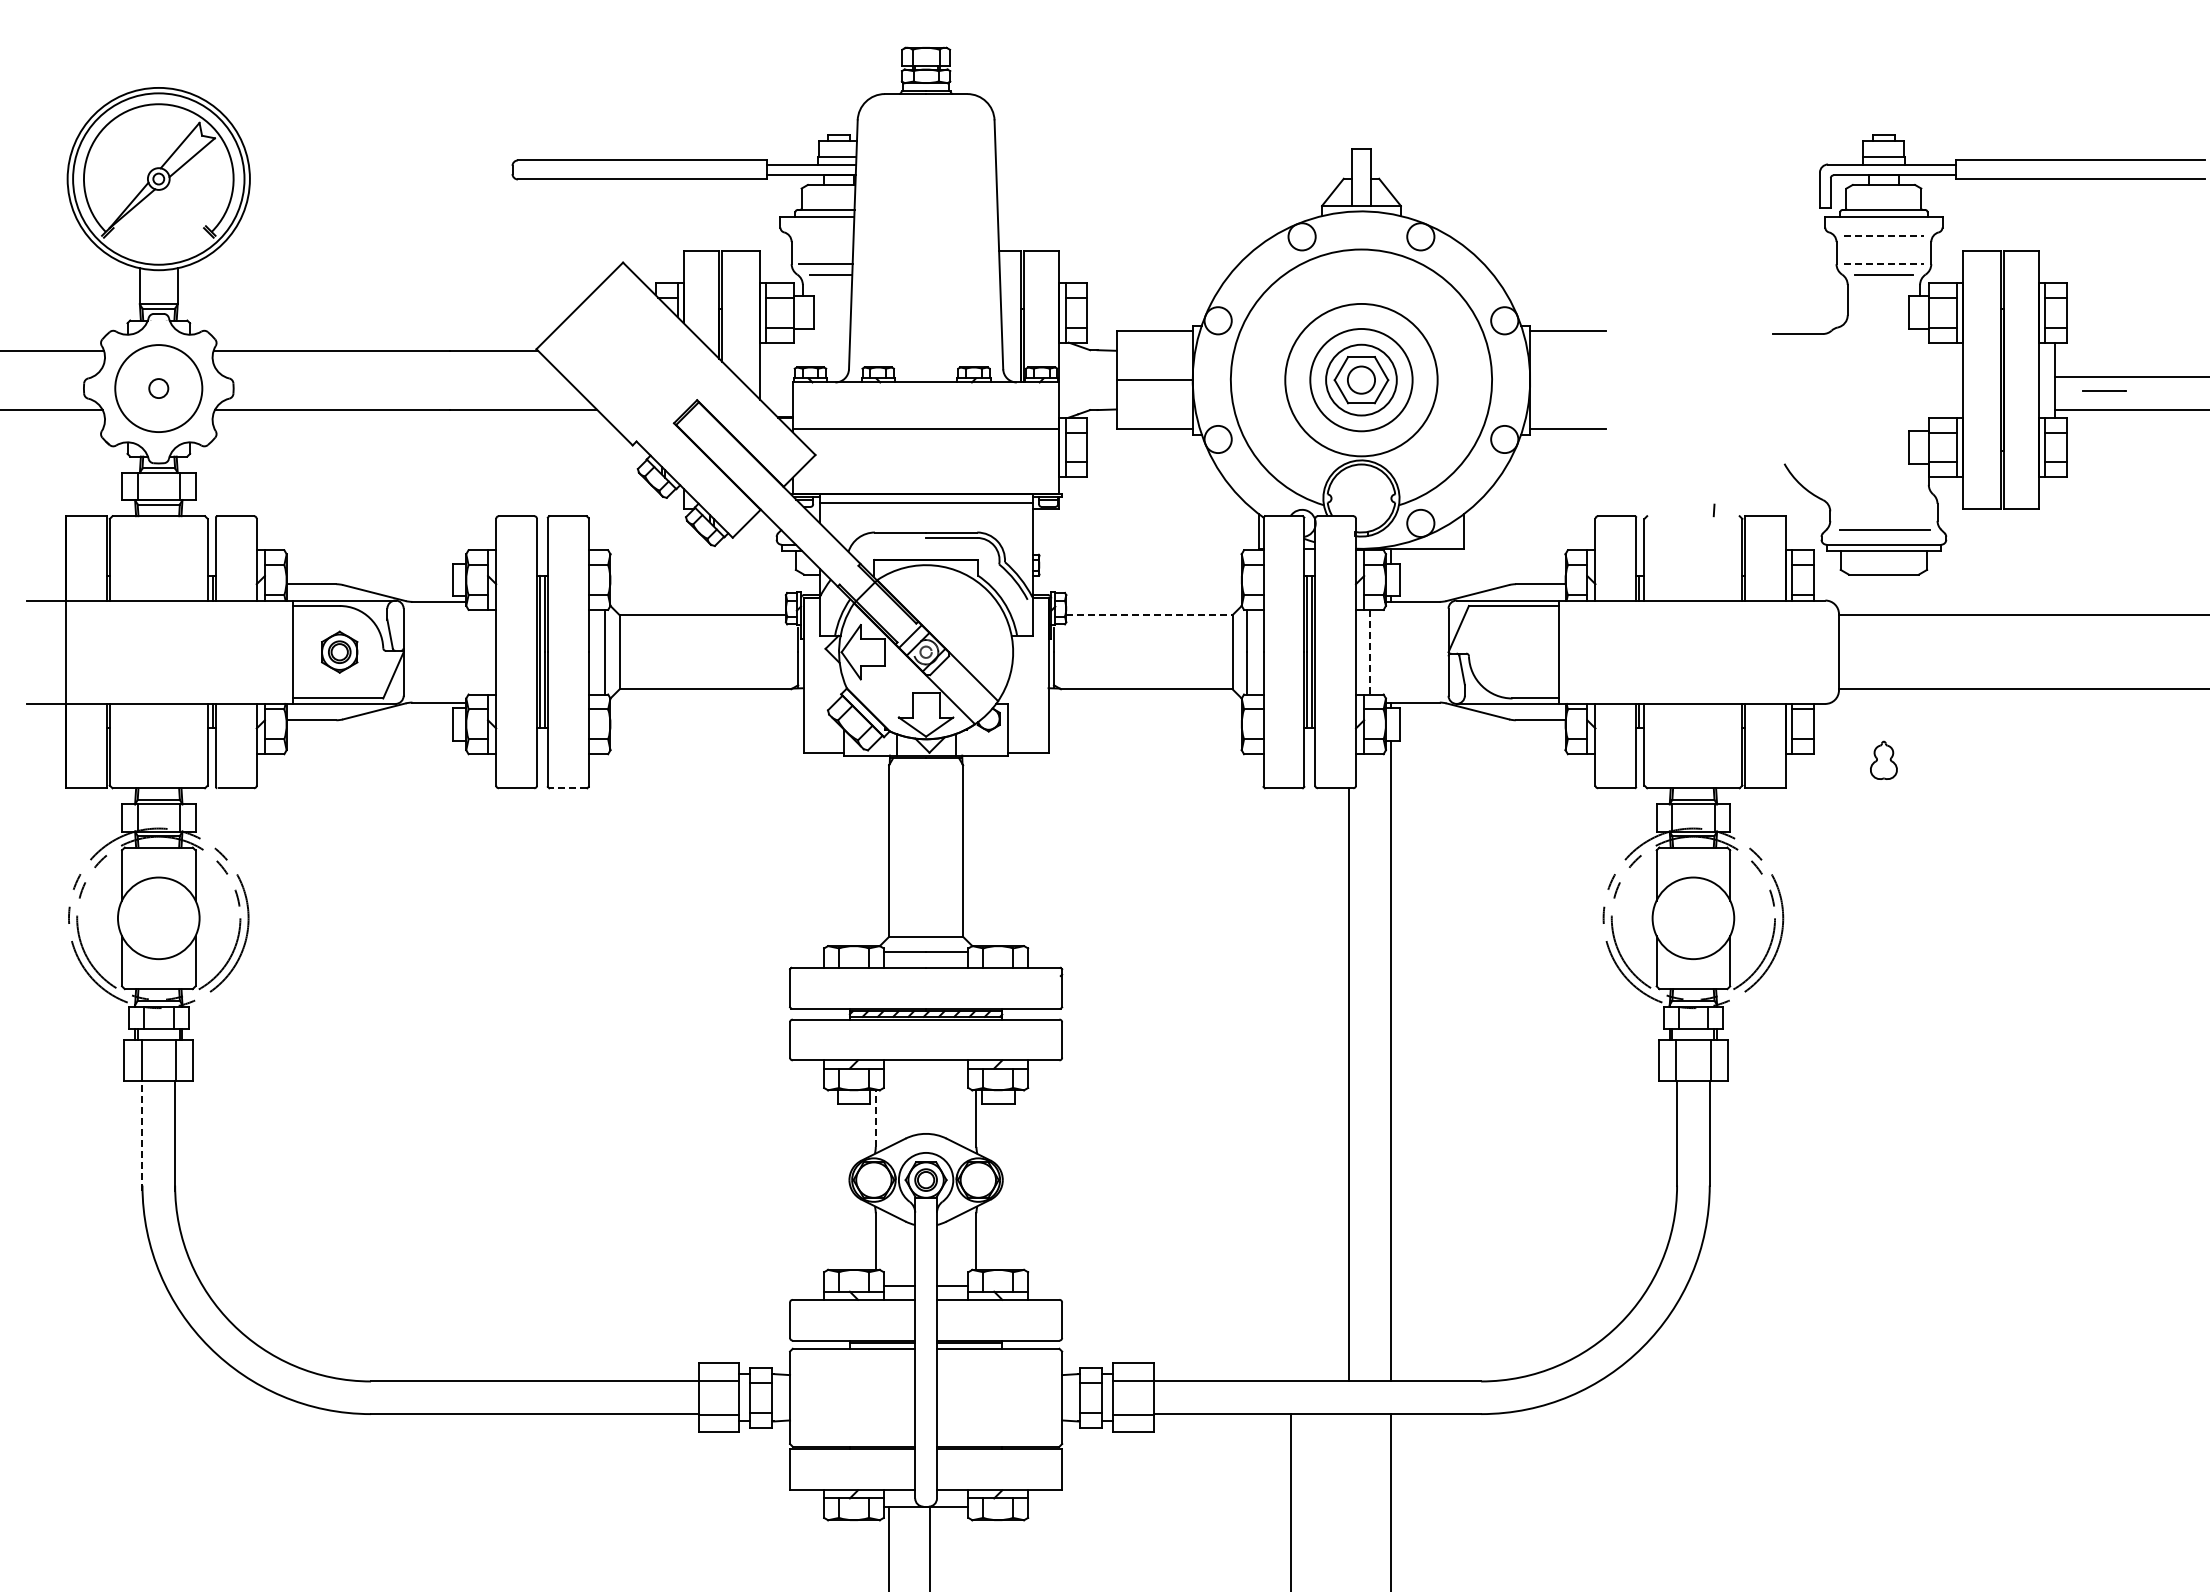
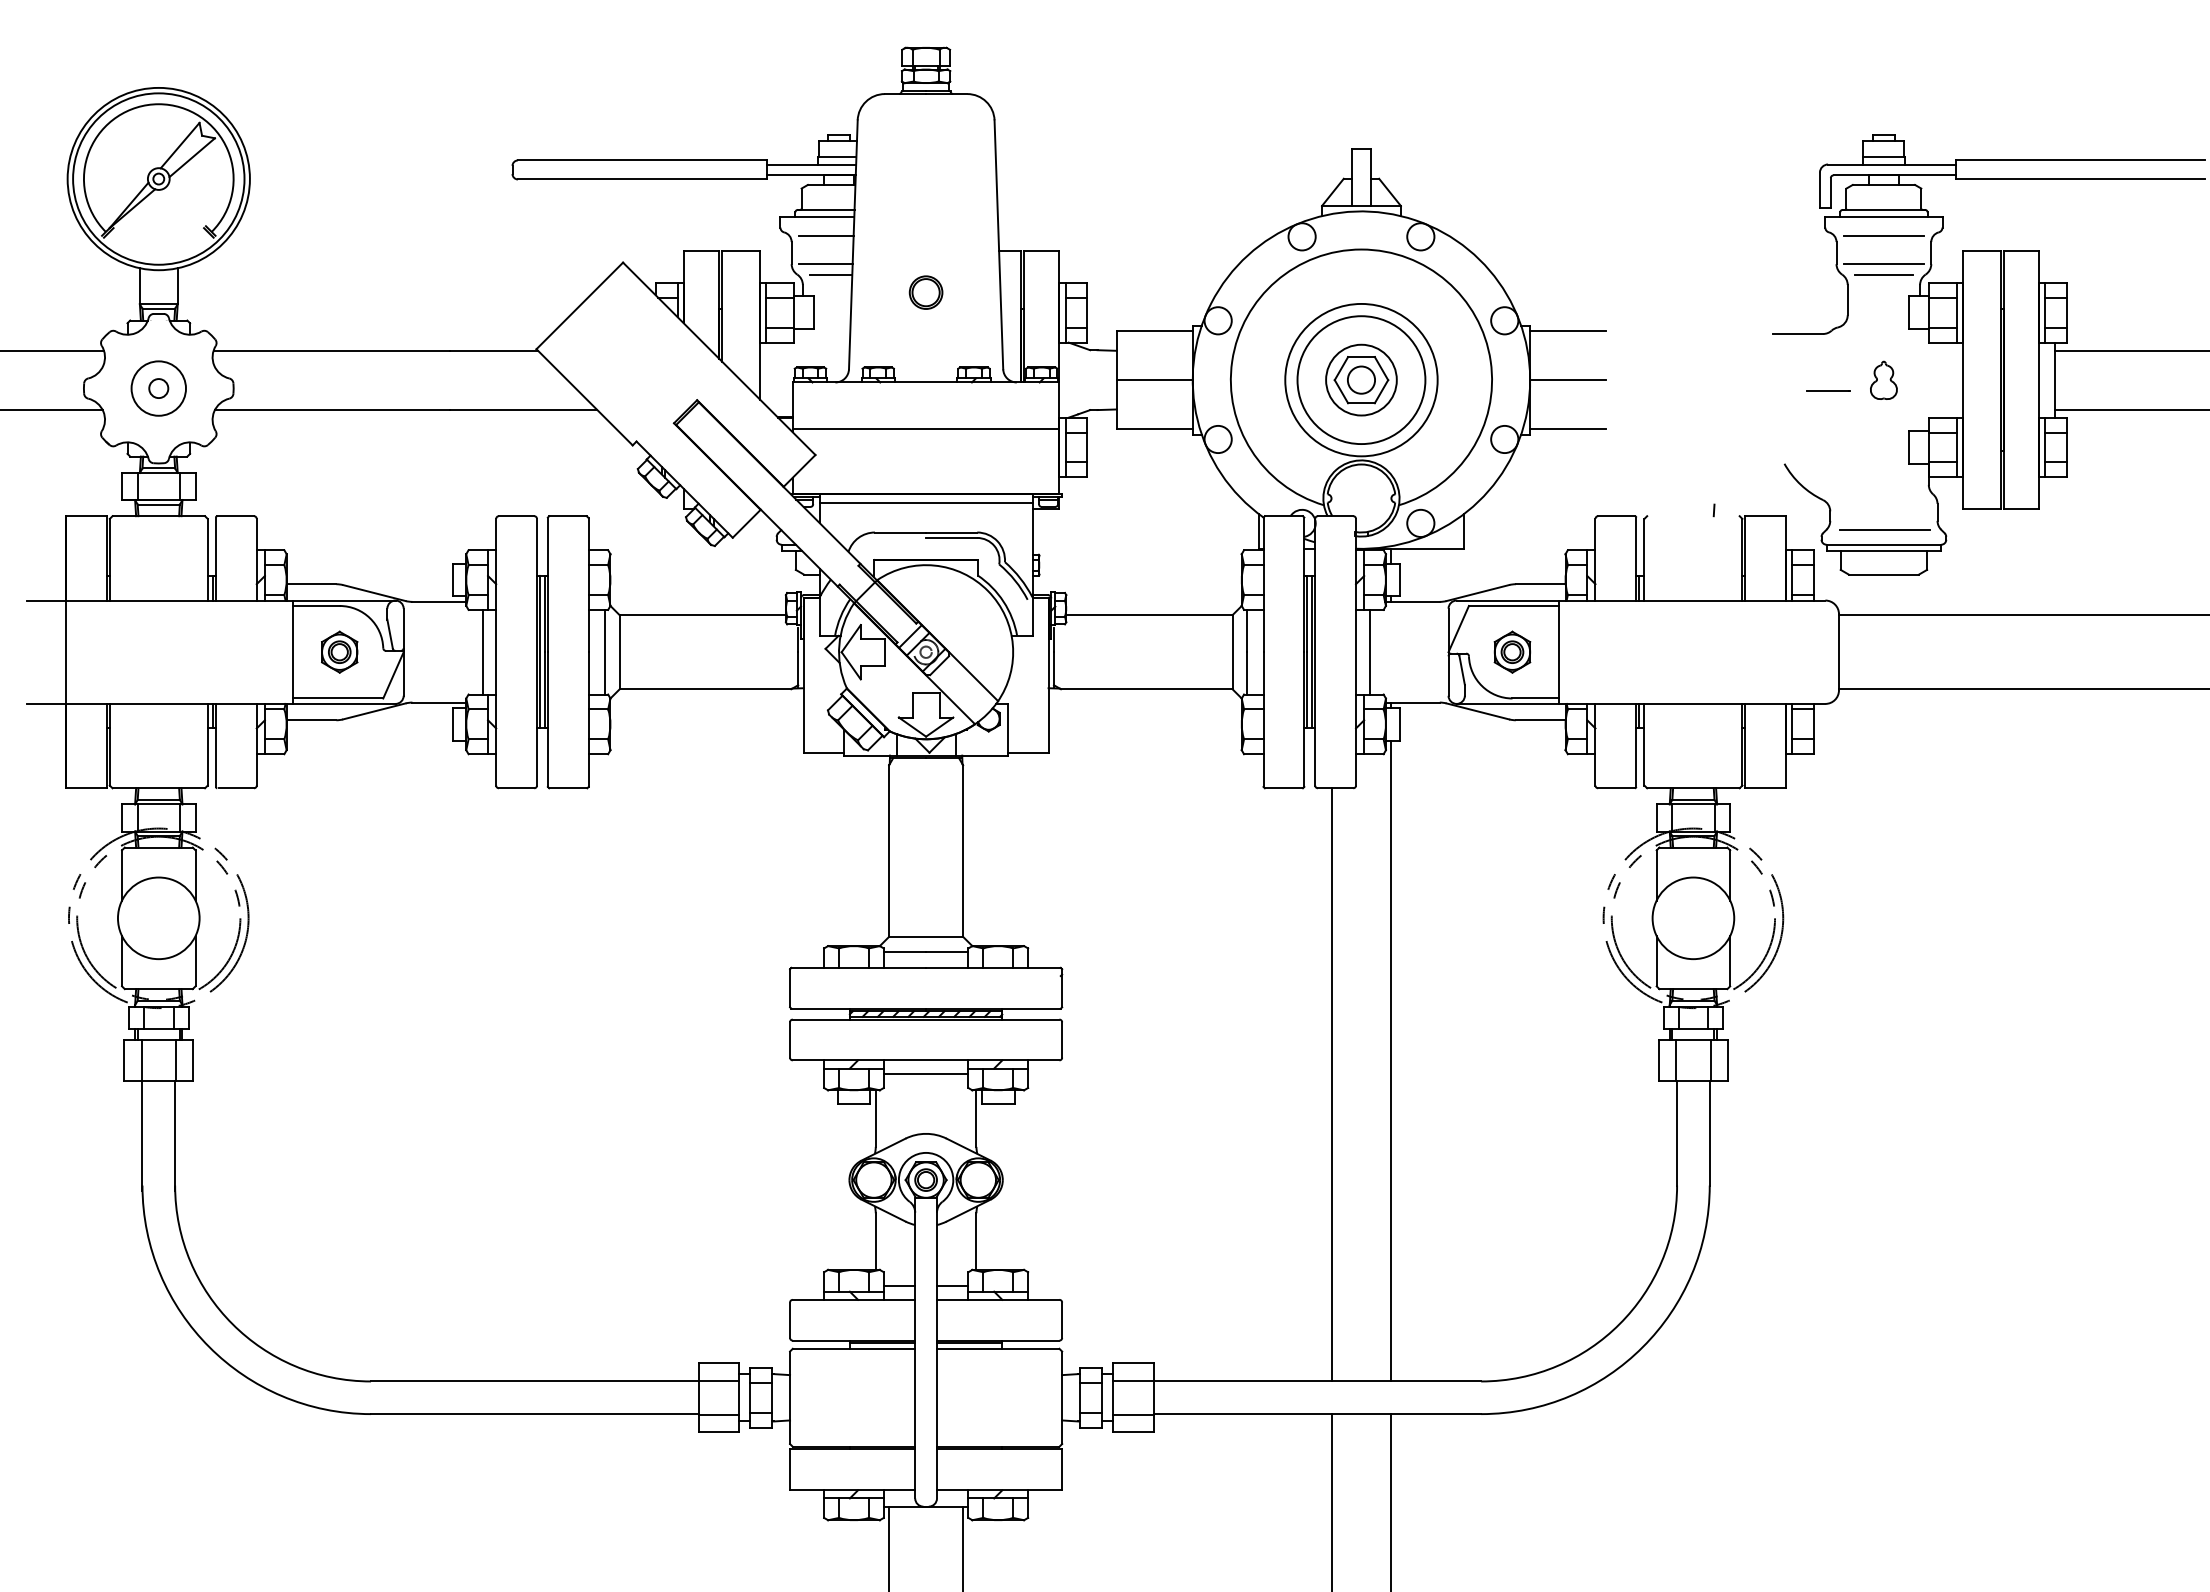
line: none -> present (825, 235)
line: dashed -> solid (1884, 235)
line: dashed -> solid (1884, 264)
part: none -> present (925, 292)
line position: (2130, 376) -> (2130, 350) (2130, 350)
circle diameter: 102 px -> 128 px (1361, 380)
line: none -> present (1568, 380)
circle diameter: 87 px -> 54 px (158, 388)
line position: (2104, 390) -> (1828, 390) (1828, 390)
line: dashed -> solid (1149, 615)
line: none -> present (482, 651)
part: none -> present (1512, 651)
line: dashed -> solid (1369, 652)
part position: (1883, 759) -> (1883, 379) (1883, 379)
line: dashed -> solid (567, 788)
line: none -> present (925, 1073)
line position: (1348, 1084) -> (1331, 1084) (1331, 1084)
line: dashed -> solid (875, 1118)
line: dashed -> solid (142, 1135)
line position: (1290, 1501) -> (1331, 1501) (1331, 1501)
line position: (930, 1547) -> (963, 1547) (963, 1547)
